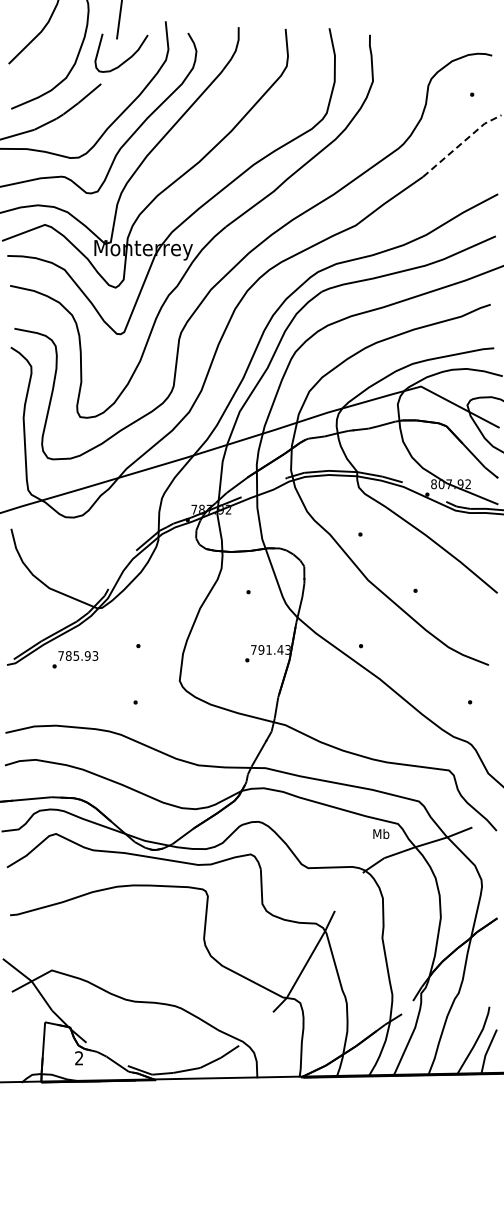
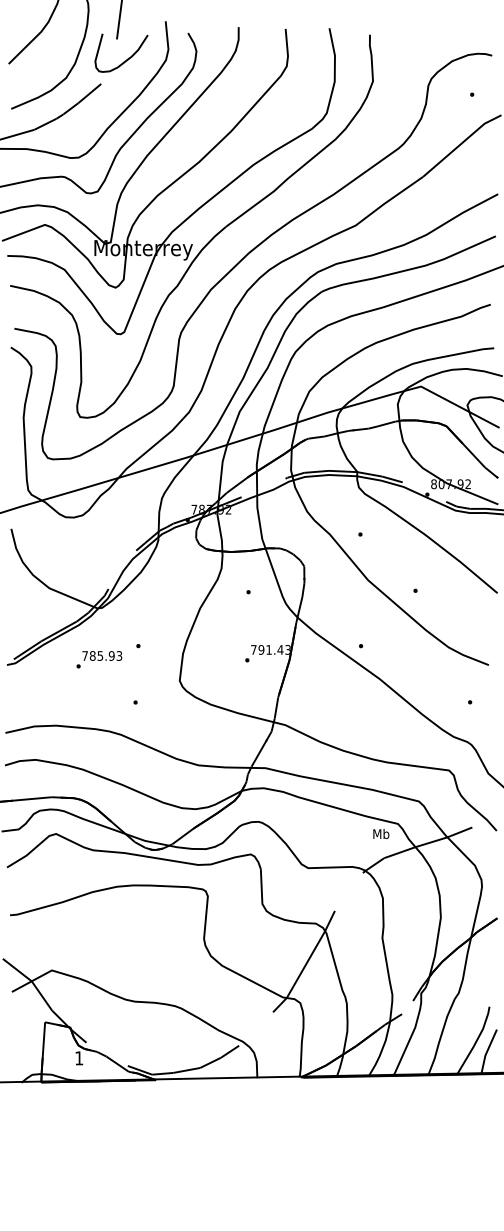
line: dashed -> solid (461, 143)
text position: (75, 659) -> (99, 659) (99, 659)
text: 2 -> 1 (79, 1058)
